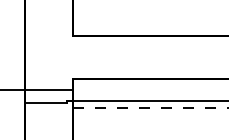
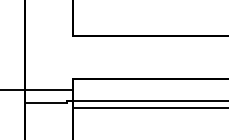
line: dashed -> solid (151, 108)
